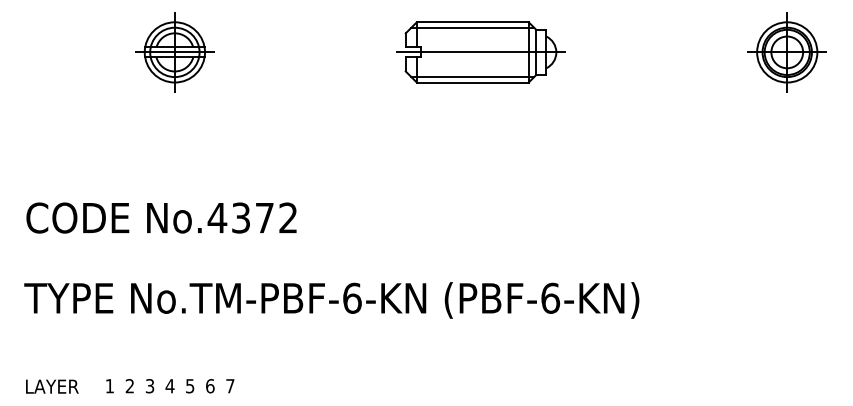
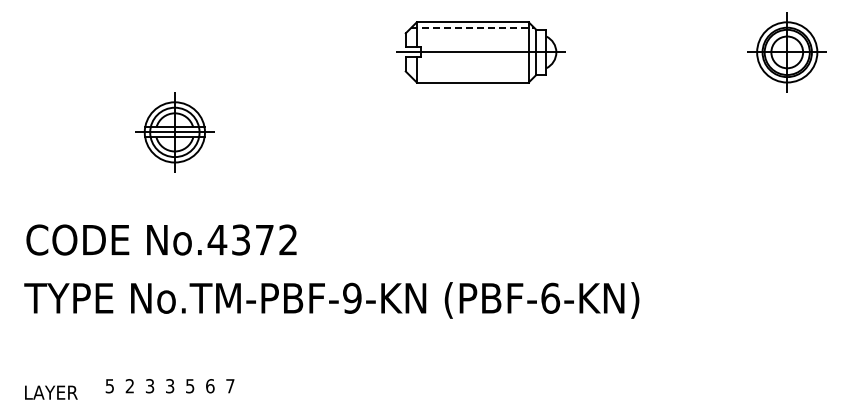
line: solid -> dashed (473, 27)
part position: (174, 52) -> (174, 132) (174, 132)
line: present -> none (472, 77)
text position: (161, 217) -> (161, 239) (161, 239)
text: No.TM-PBF-6-KN -> No.TM-PBF-9-KN (352, 297)
text position: (52, 386) -> (51, 392) (51, 392)
text: 1 -> 5 (109, 386)
text: 4 -> 3 (169, 386)
